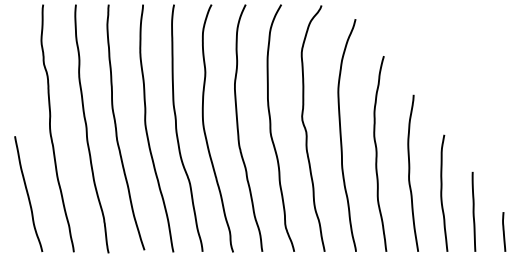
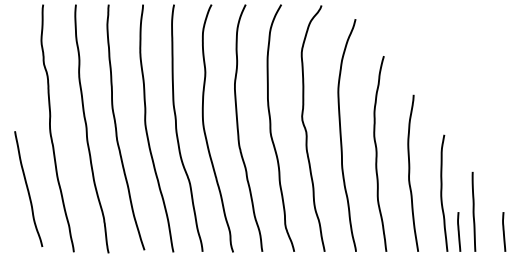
curve position: (28, 194) -> (28, 189) (28, 189)
line: none -> present (459, 231)
